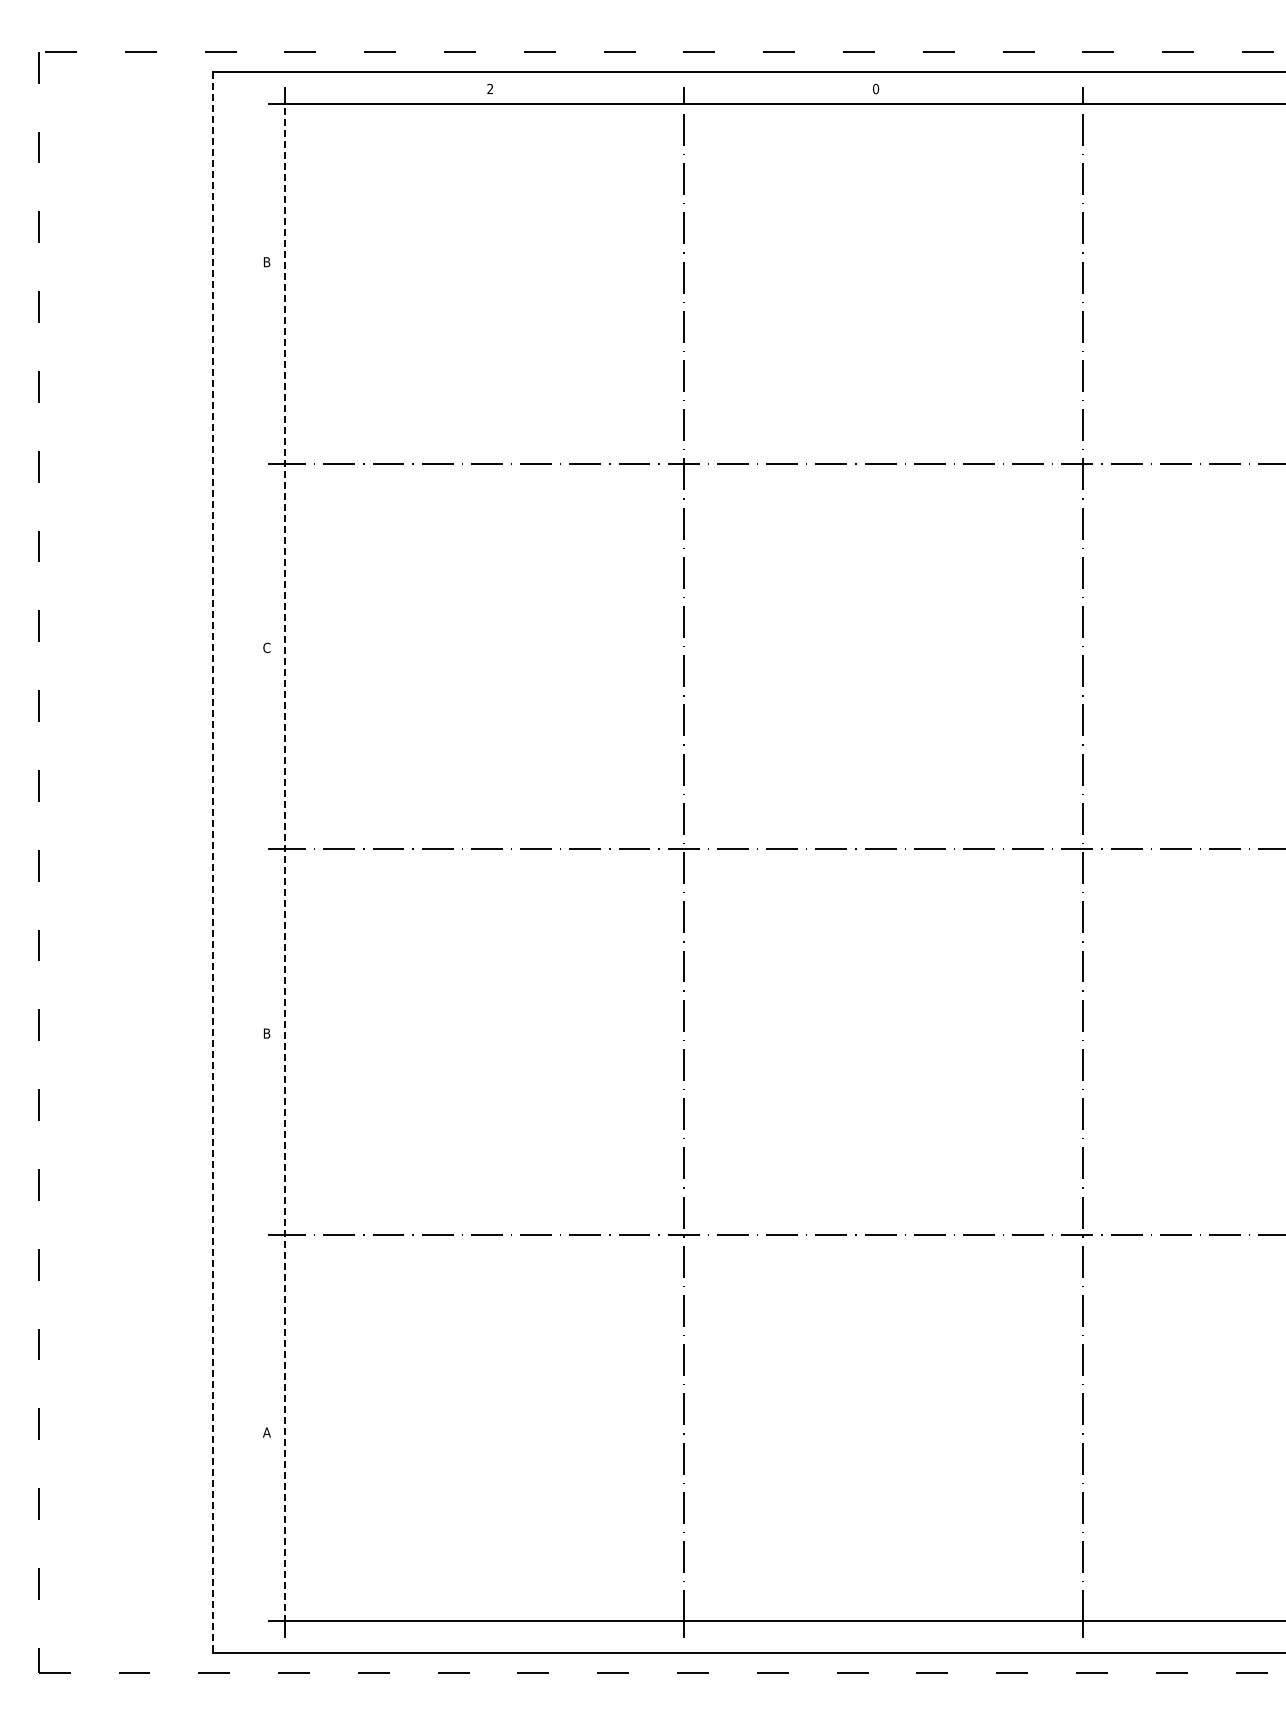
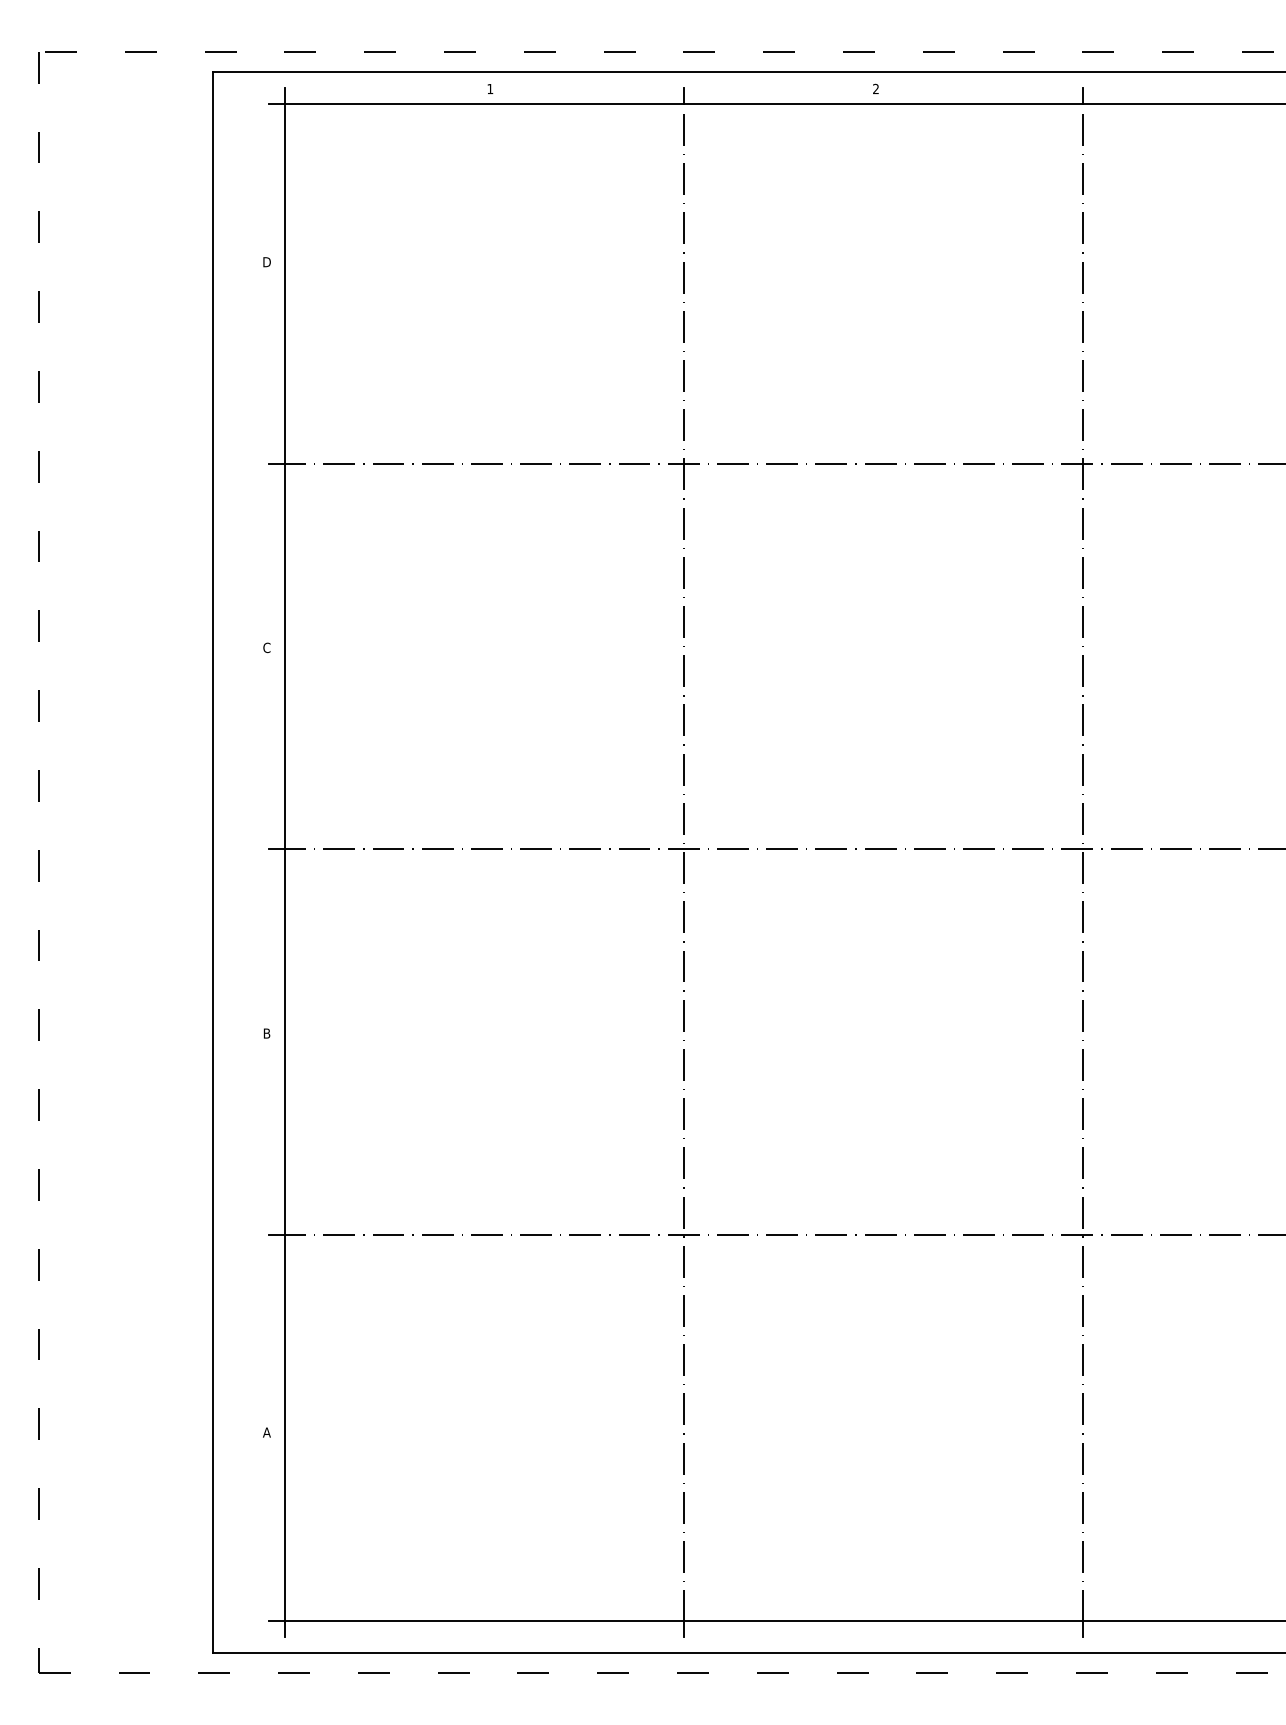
text: 2 -> 1 (490, 88)
text: 0 -> 2 (876, 89)
text: B -> D (266, 262)
line: dashed -> solid (212, 862)
line: dashed -> solid (284, 863)
